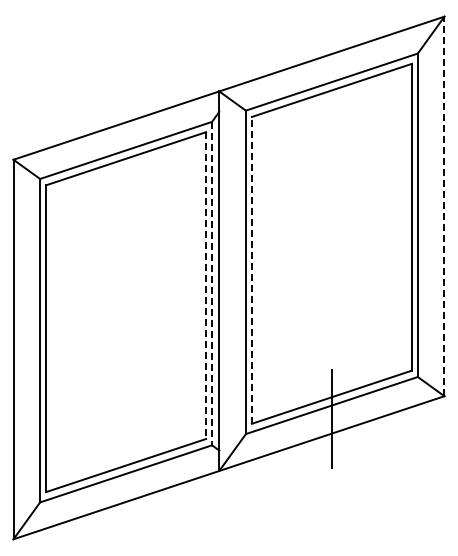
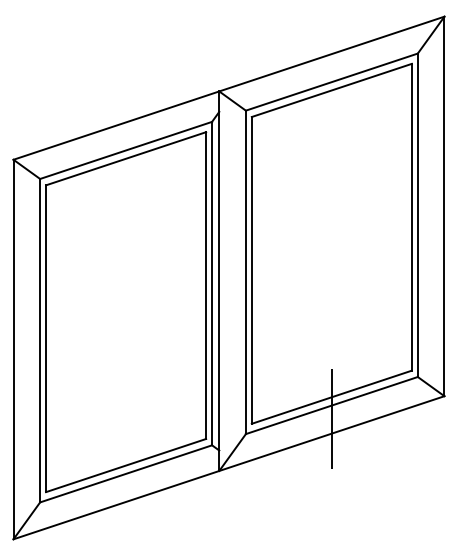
line: dashed -> solid (444, 206)
line: dashed -> solid (251, 269)
line: dashed -> solid (212, 283)
line: dashed -> solid (206, 286)
